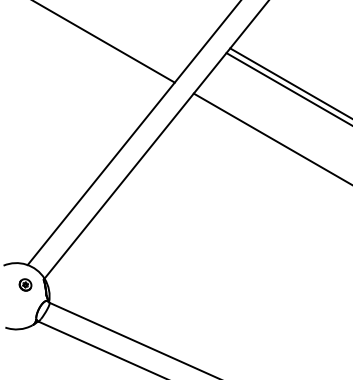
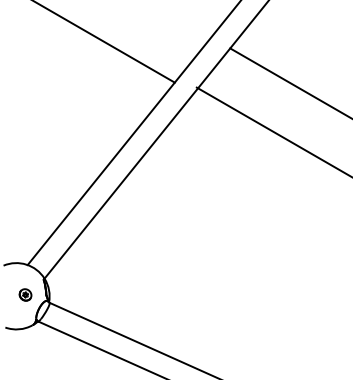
line: present -> none (287, 88)
line position: (271, 138) -> (272, 131) (272, 131)
part position: (25, 284) -> (25, 294) (25, 294)
